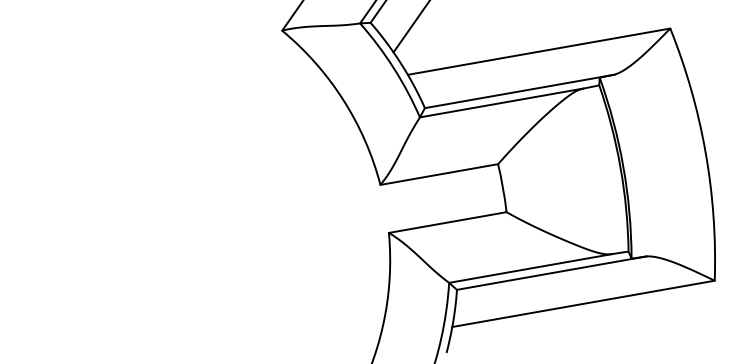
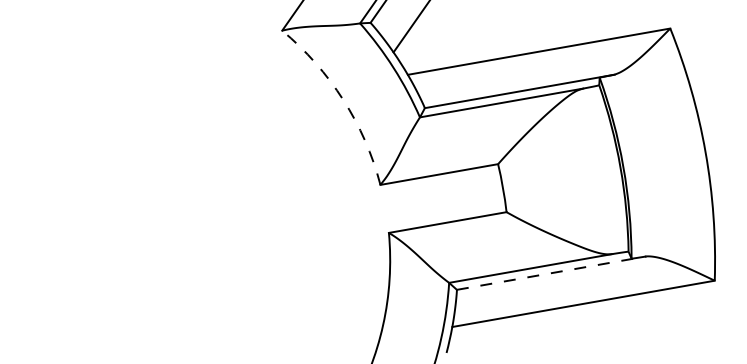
arc: solid -> dashed (343, 100)
line: solid -> dashed (552, 273)
